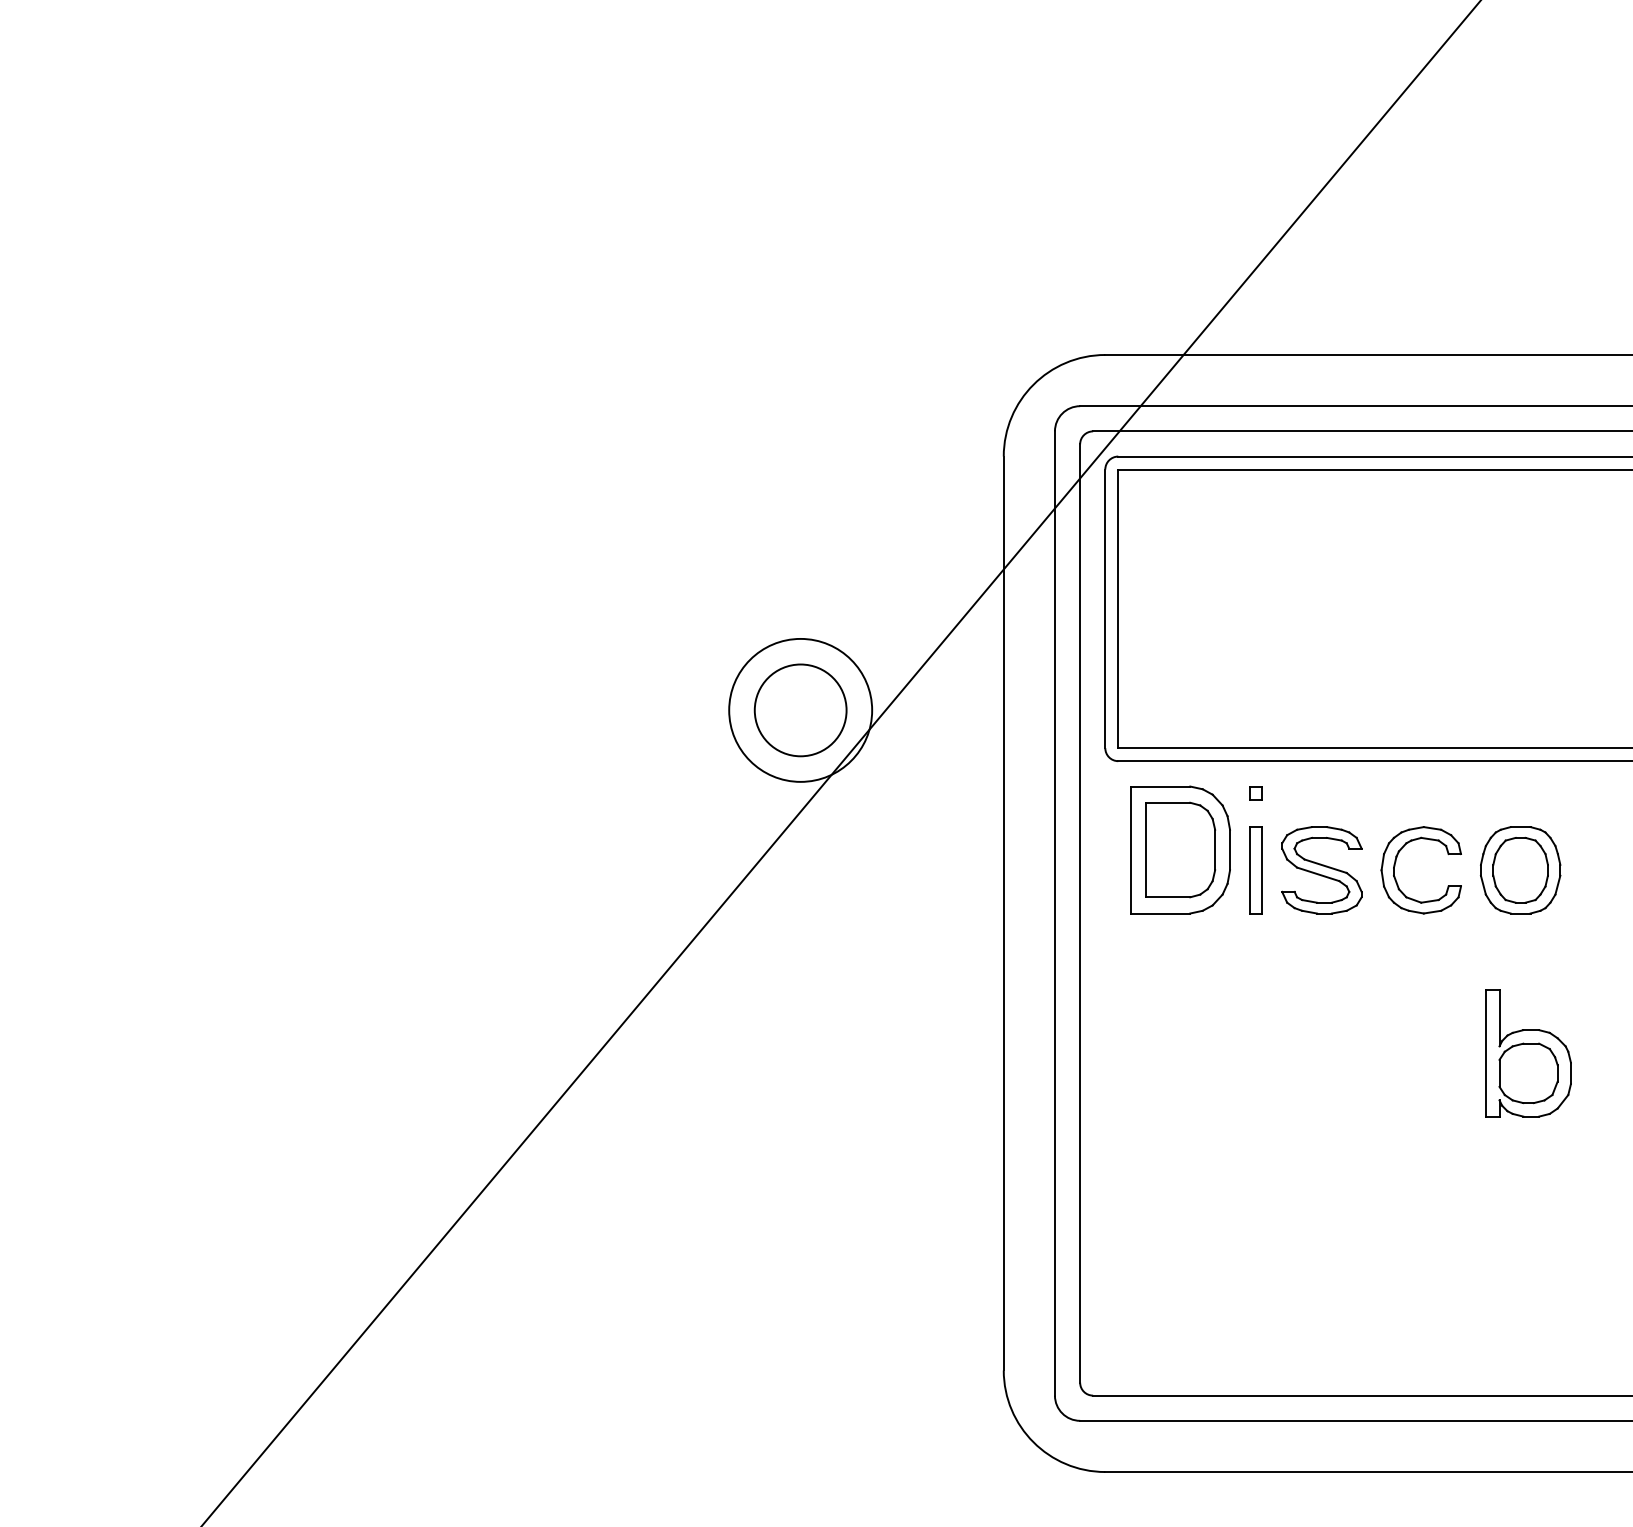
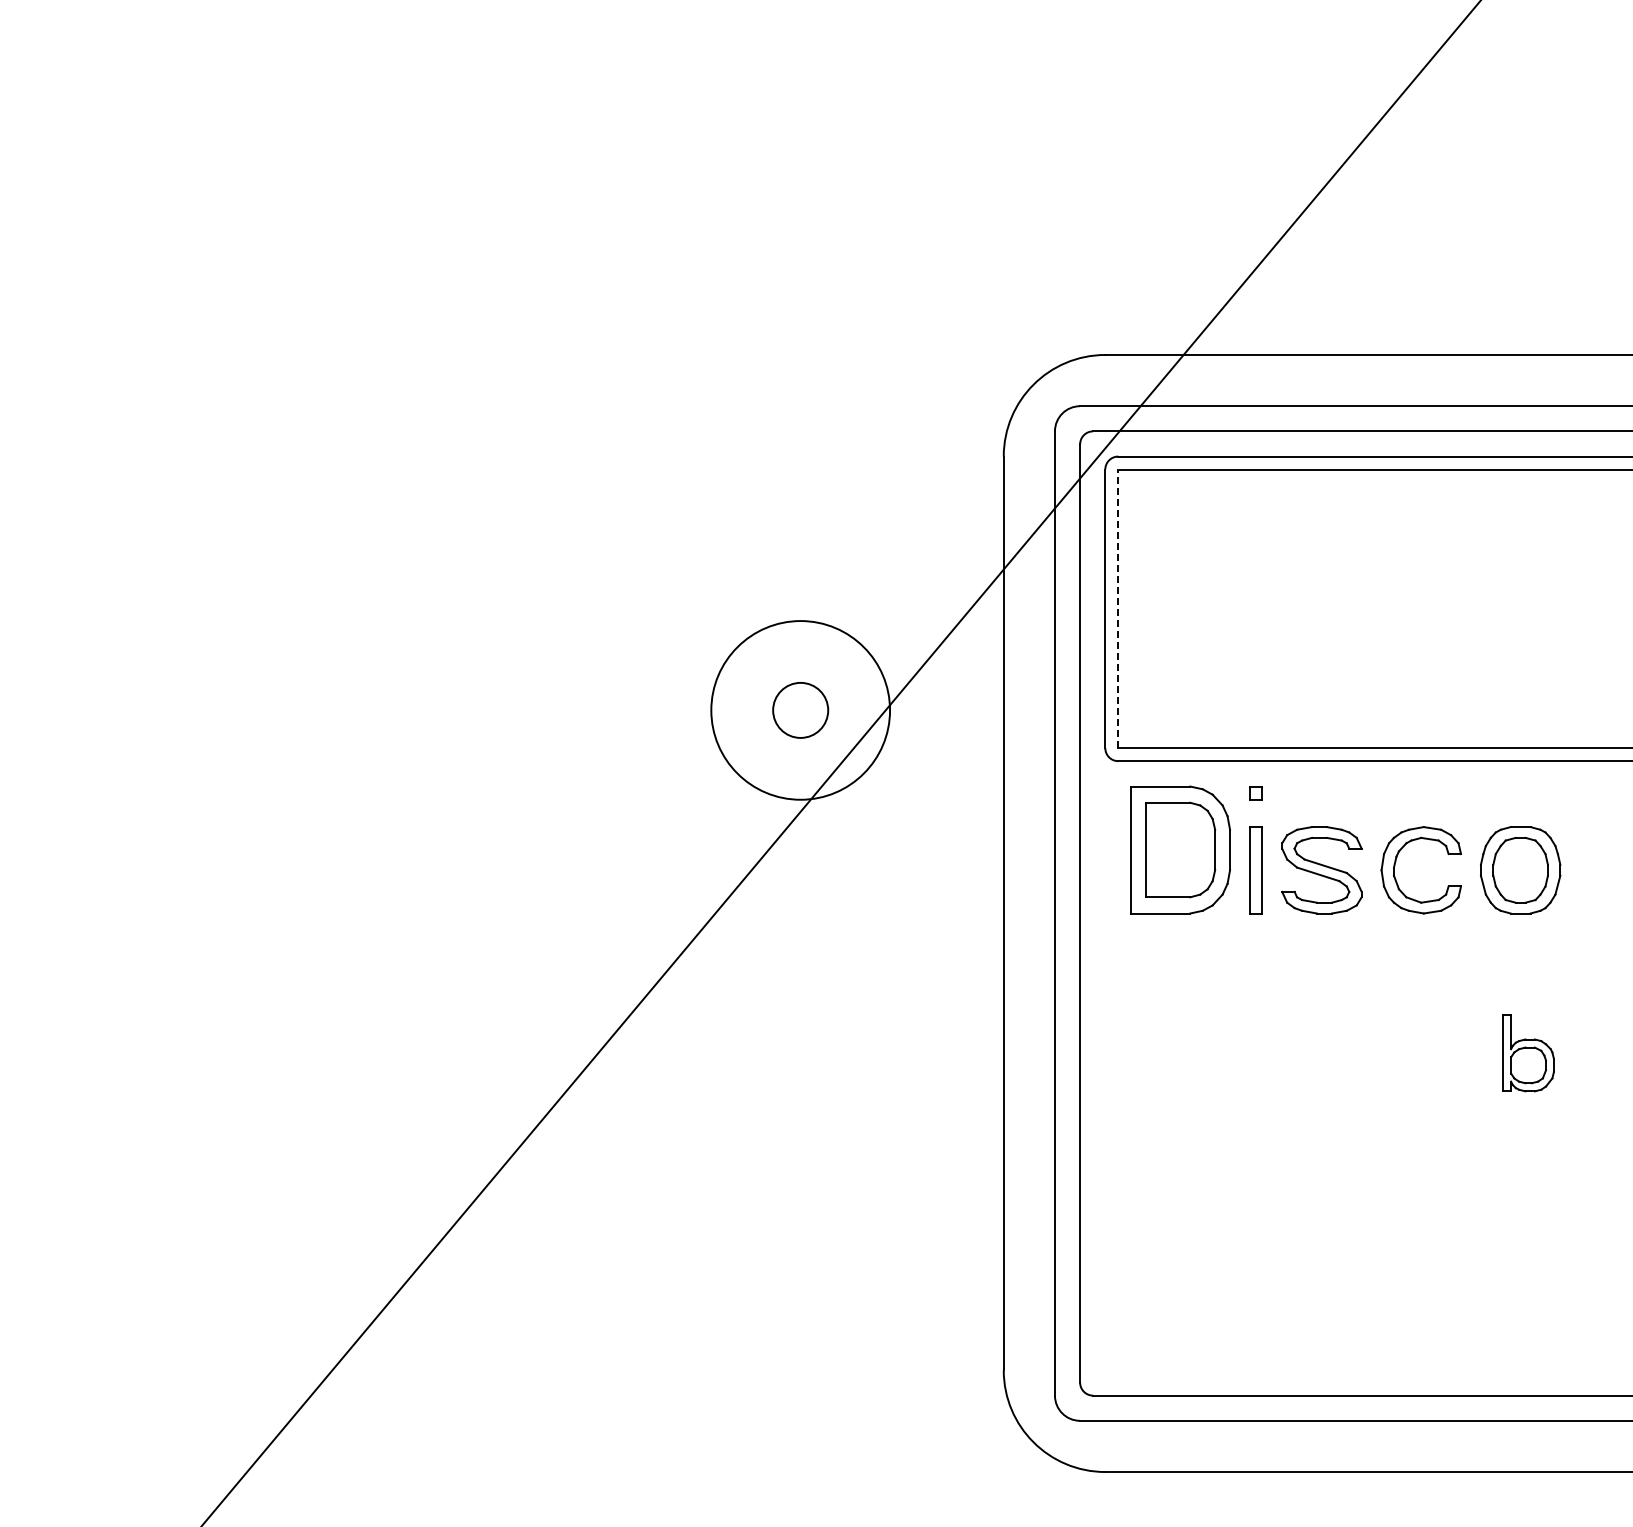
line: solid -> dashed (1118, 608)
circle diameter: 143 px -> 179 px (800, 710)
circle diameter: 92 px -> 55 px (800, 709)
part size: 87x129 px -> 53x79 px (1528, 1053)
